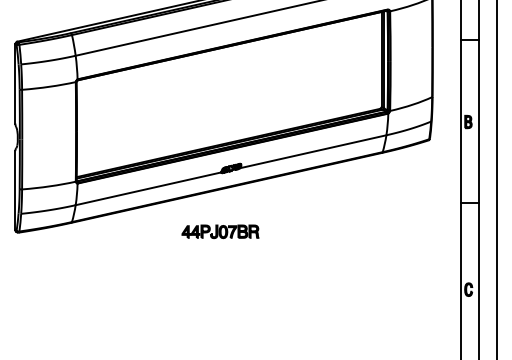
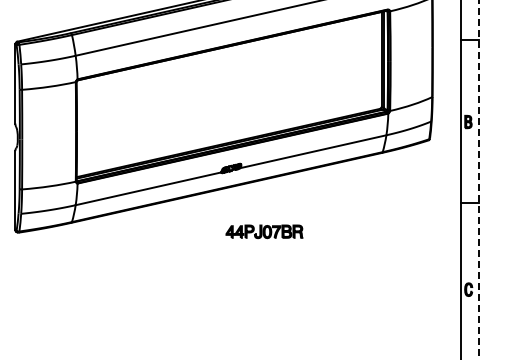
line: solid -> dashed (478, 179)
line: present -> none (496, 179)
part position: (220, 231) -> (264, 231) (264, 231)
